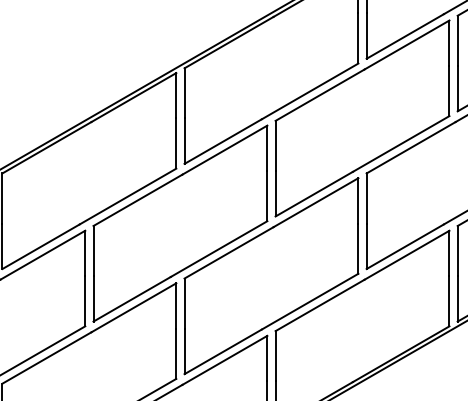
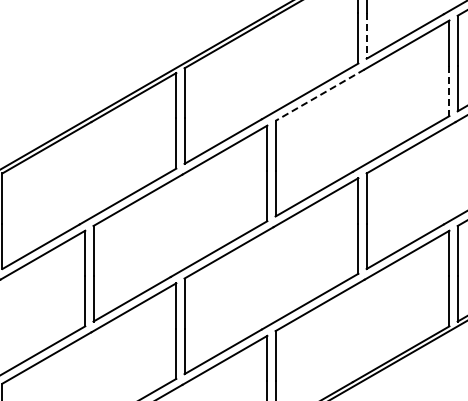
line: solid -> dashed (366, 36)
line: solid -> dashed (449, 90)
line: solid -> dashed (319, 95)
